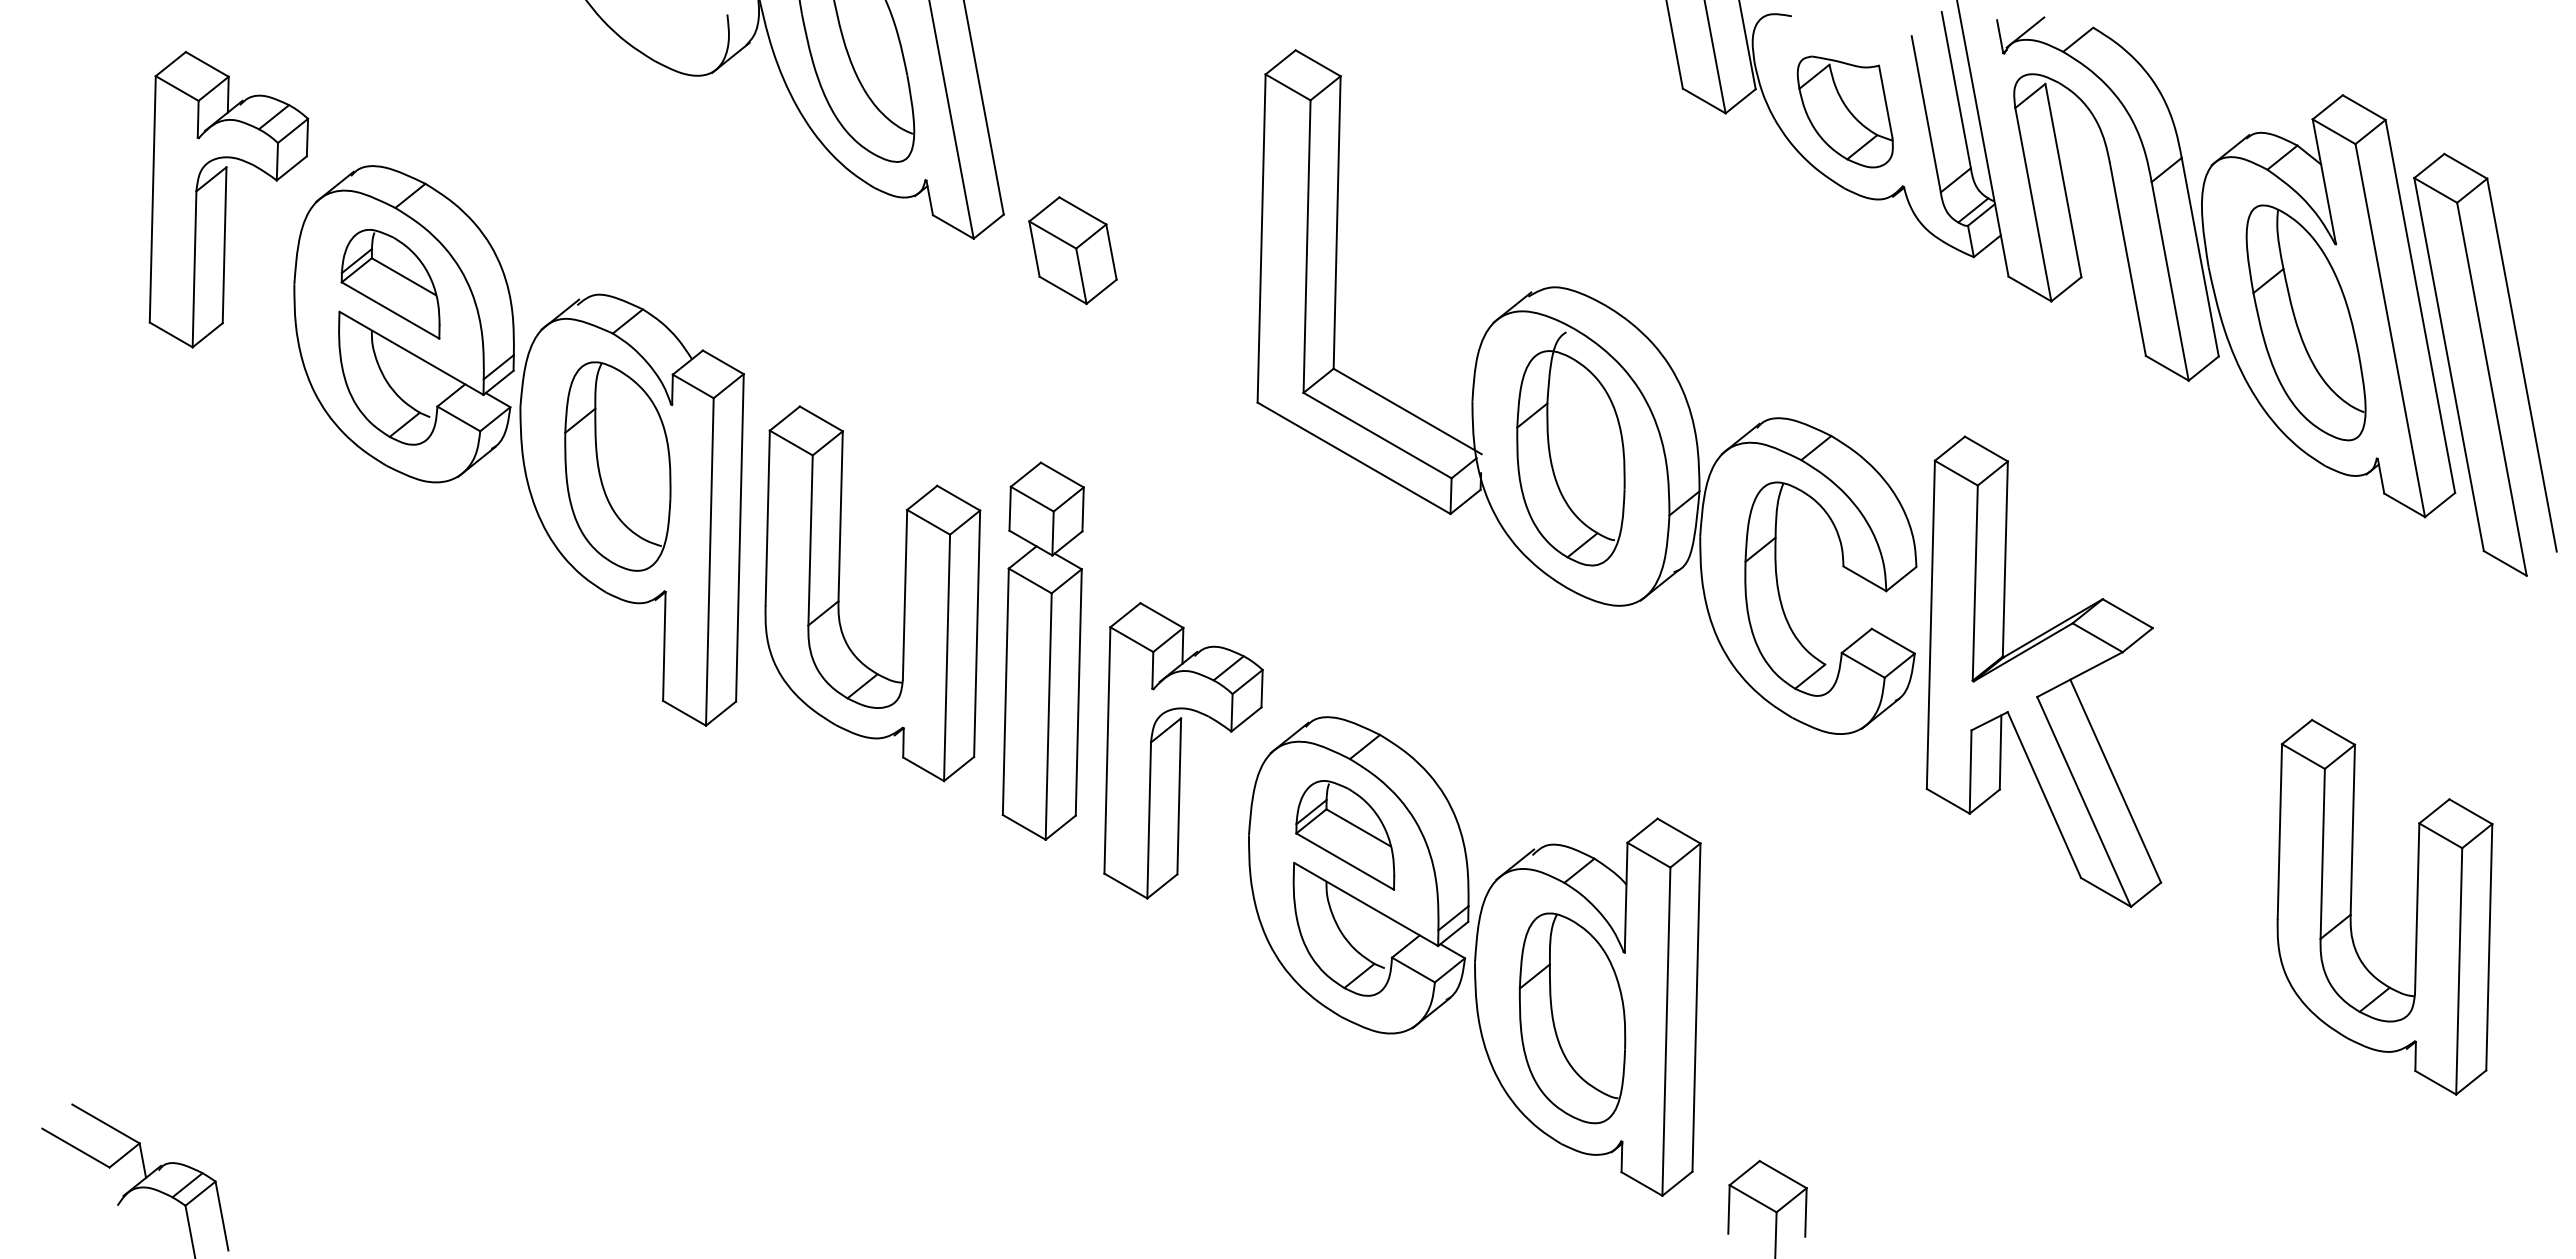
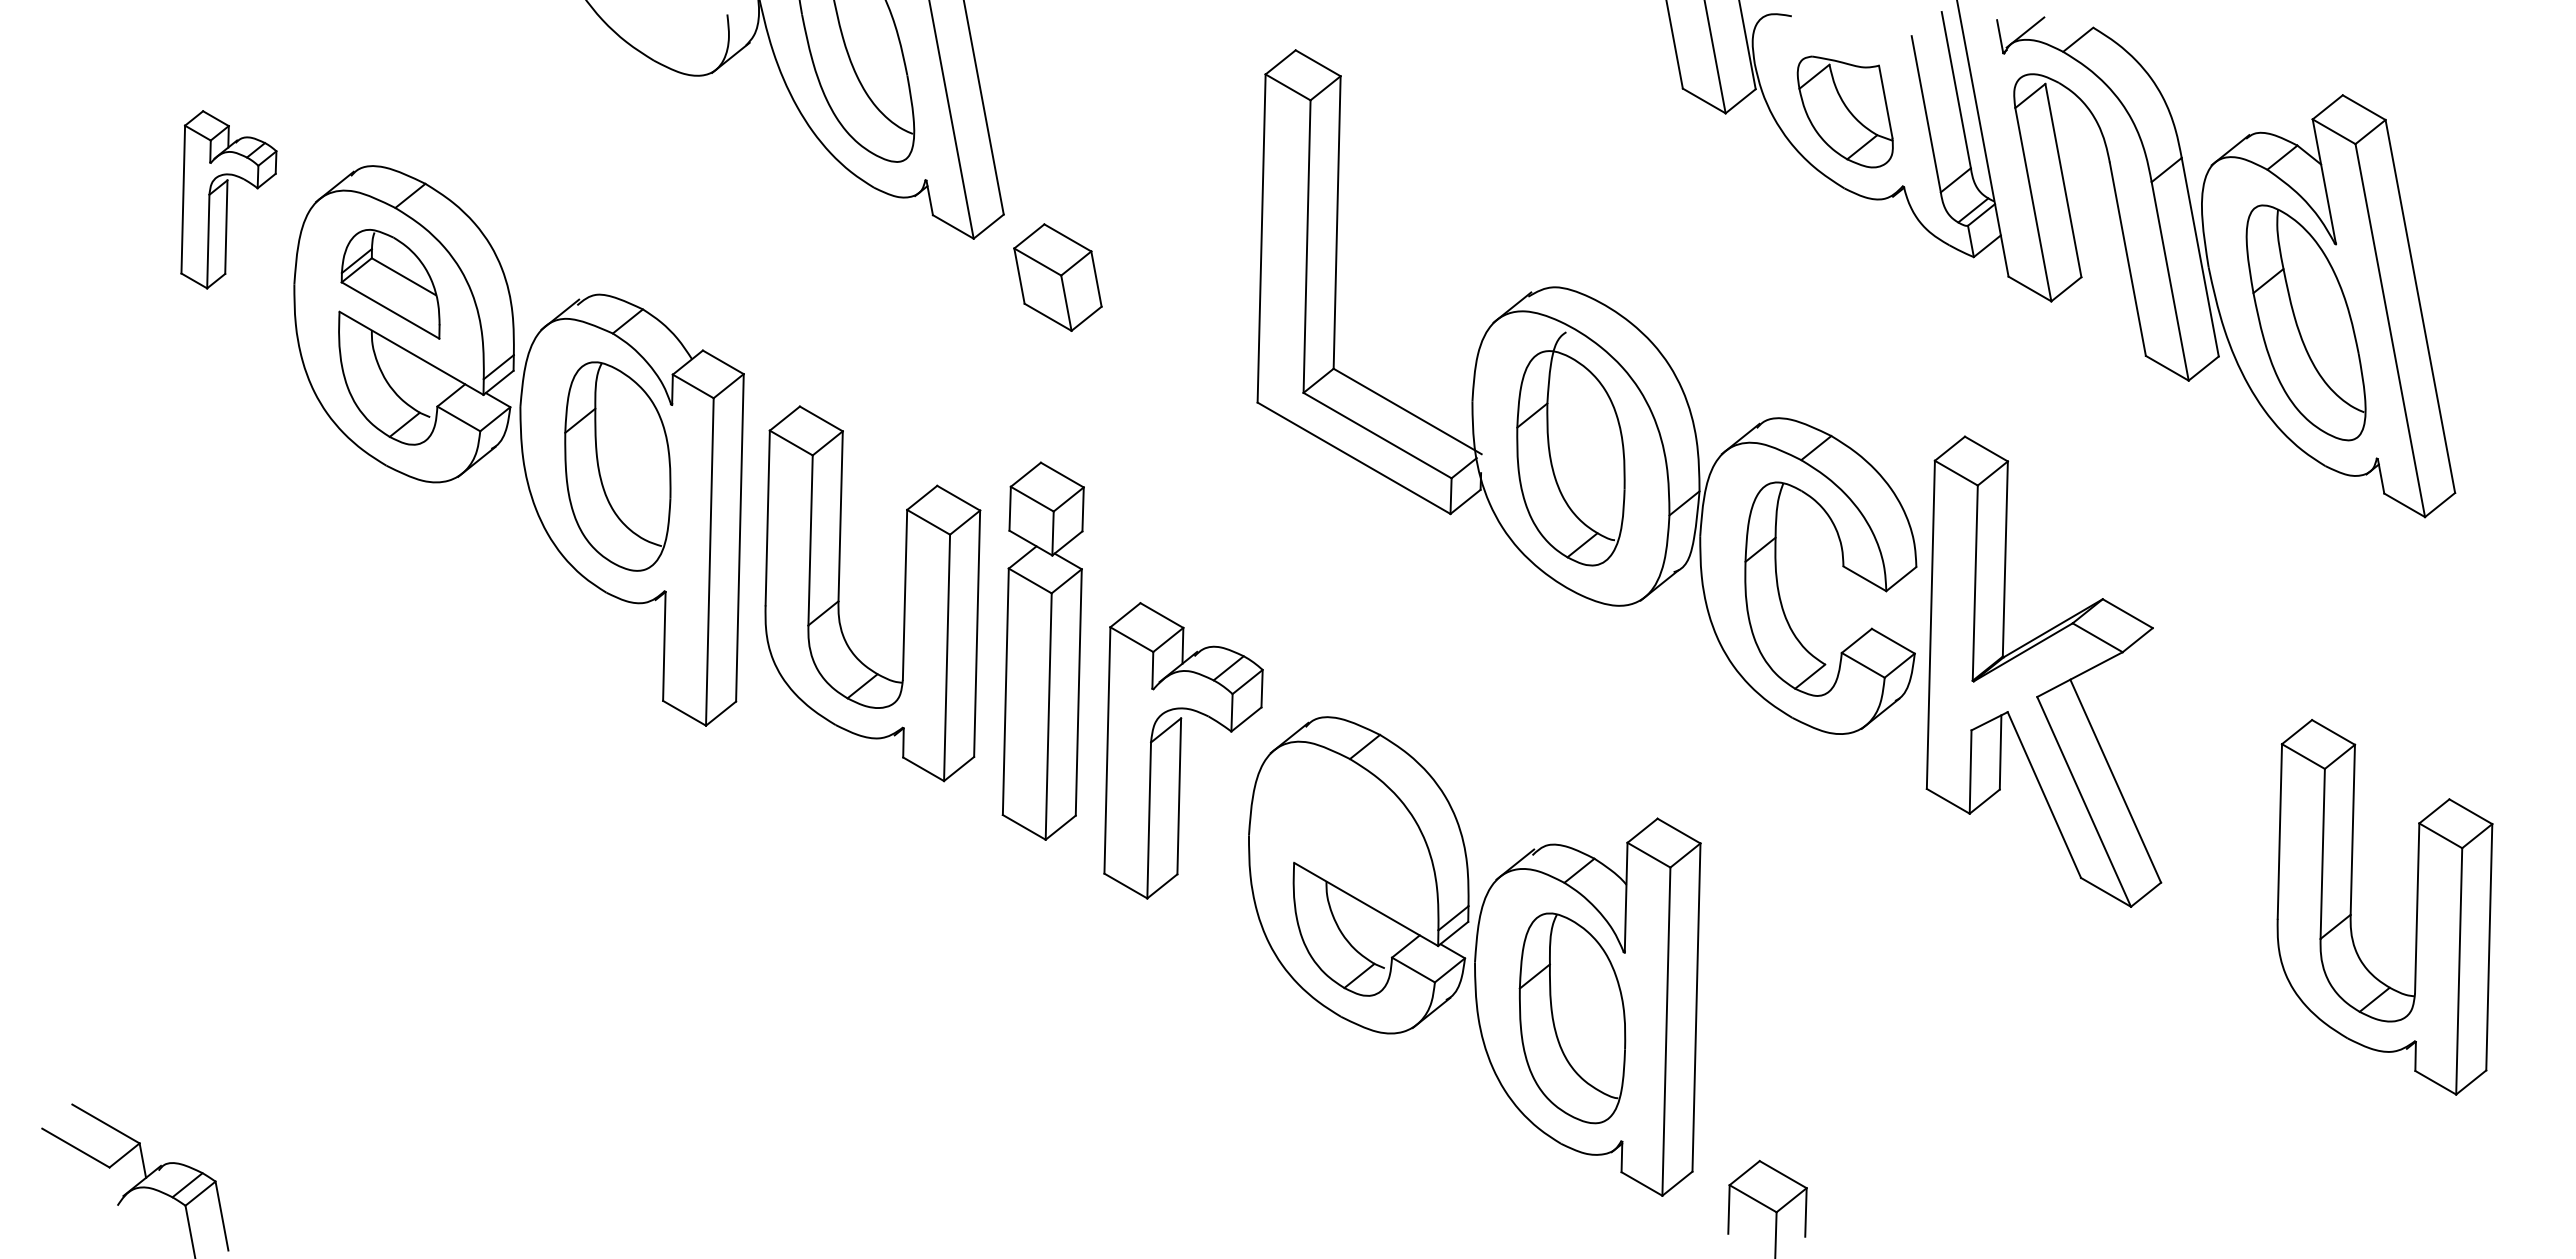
part size: 162x298 px -> 98x180 px (228, 199)
part position: (1072, 250) -> (1057, 277) (1057, 277)
part: present -> none (2485, 364)
part: present -> none (1345, 835)
